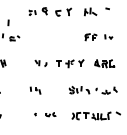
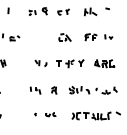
part size: 18x10 px -> 13x8 px (63, 11)
line position: (8, 22) -> (8, 10) (8, 10)
part: none -> present (64, 37)
part: none -> present (54, 90)
